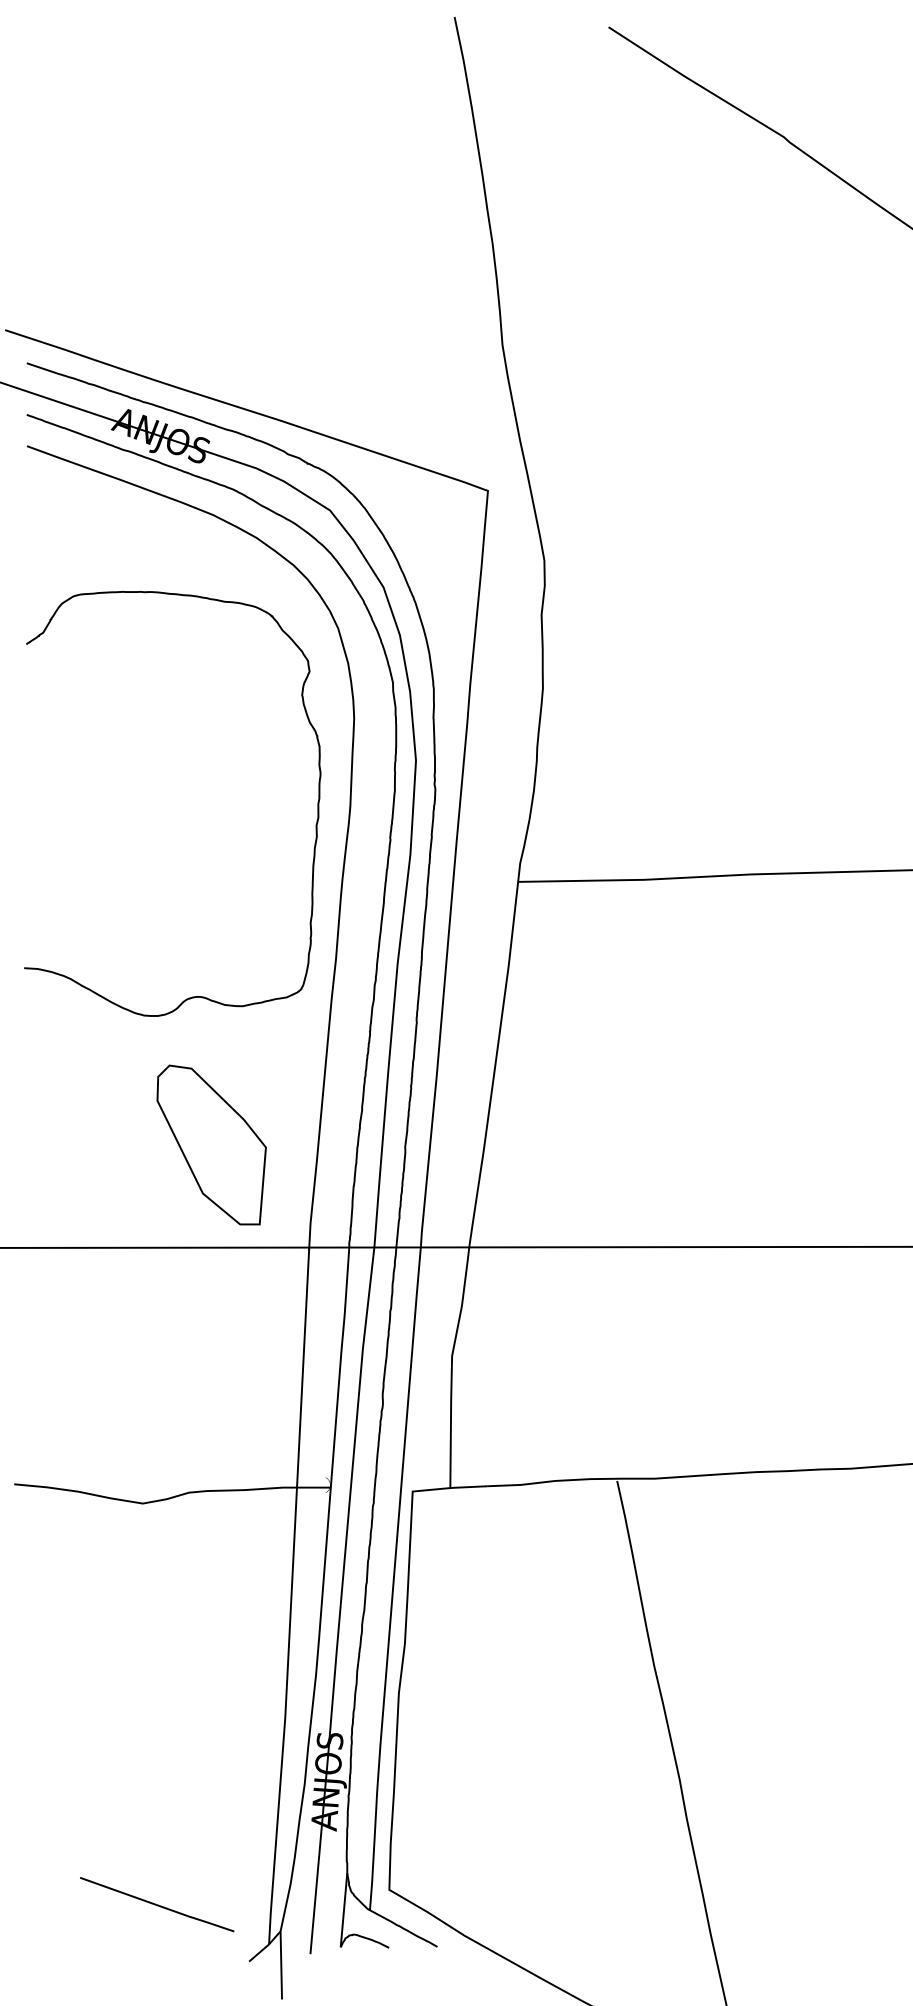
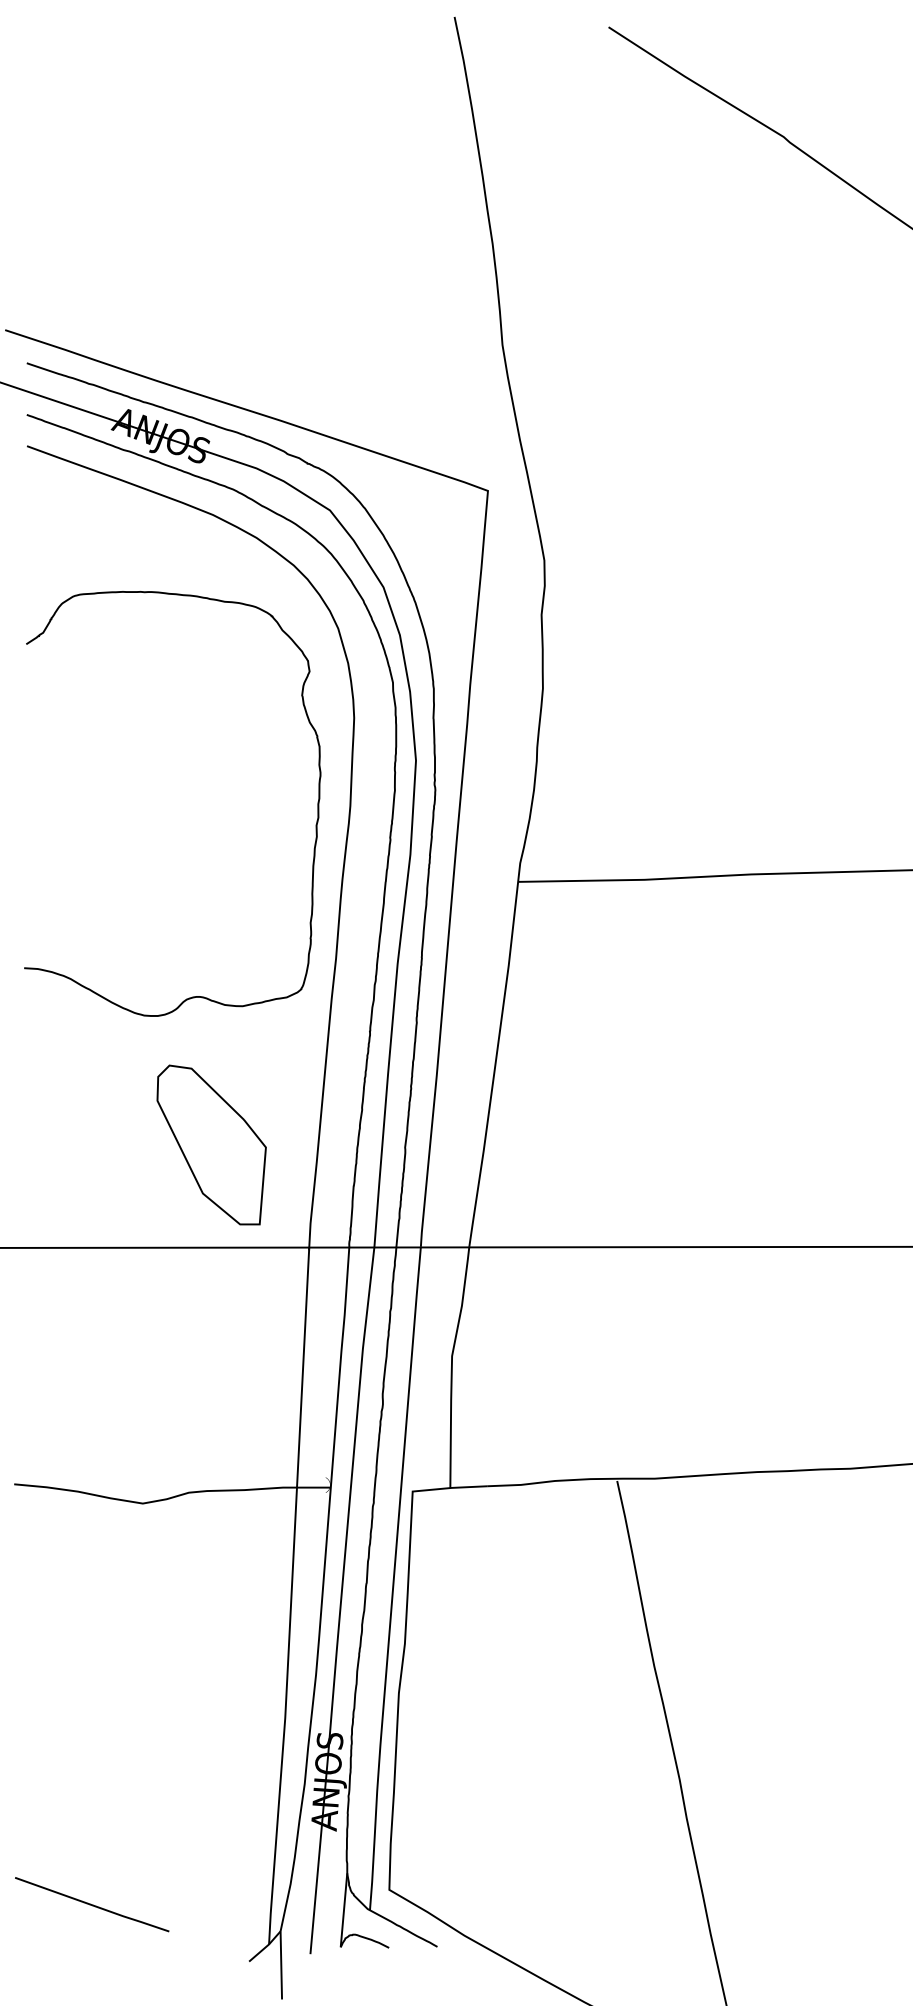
line position: (157, 1904) -> (92, 1904) (92, 1904)
